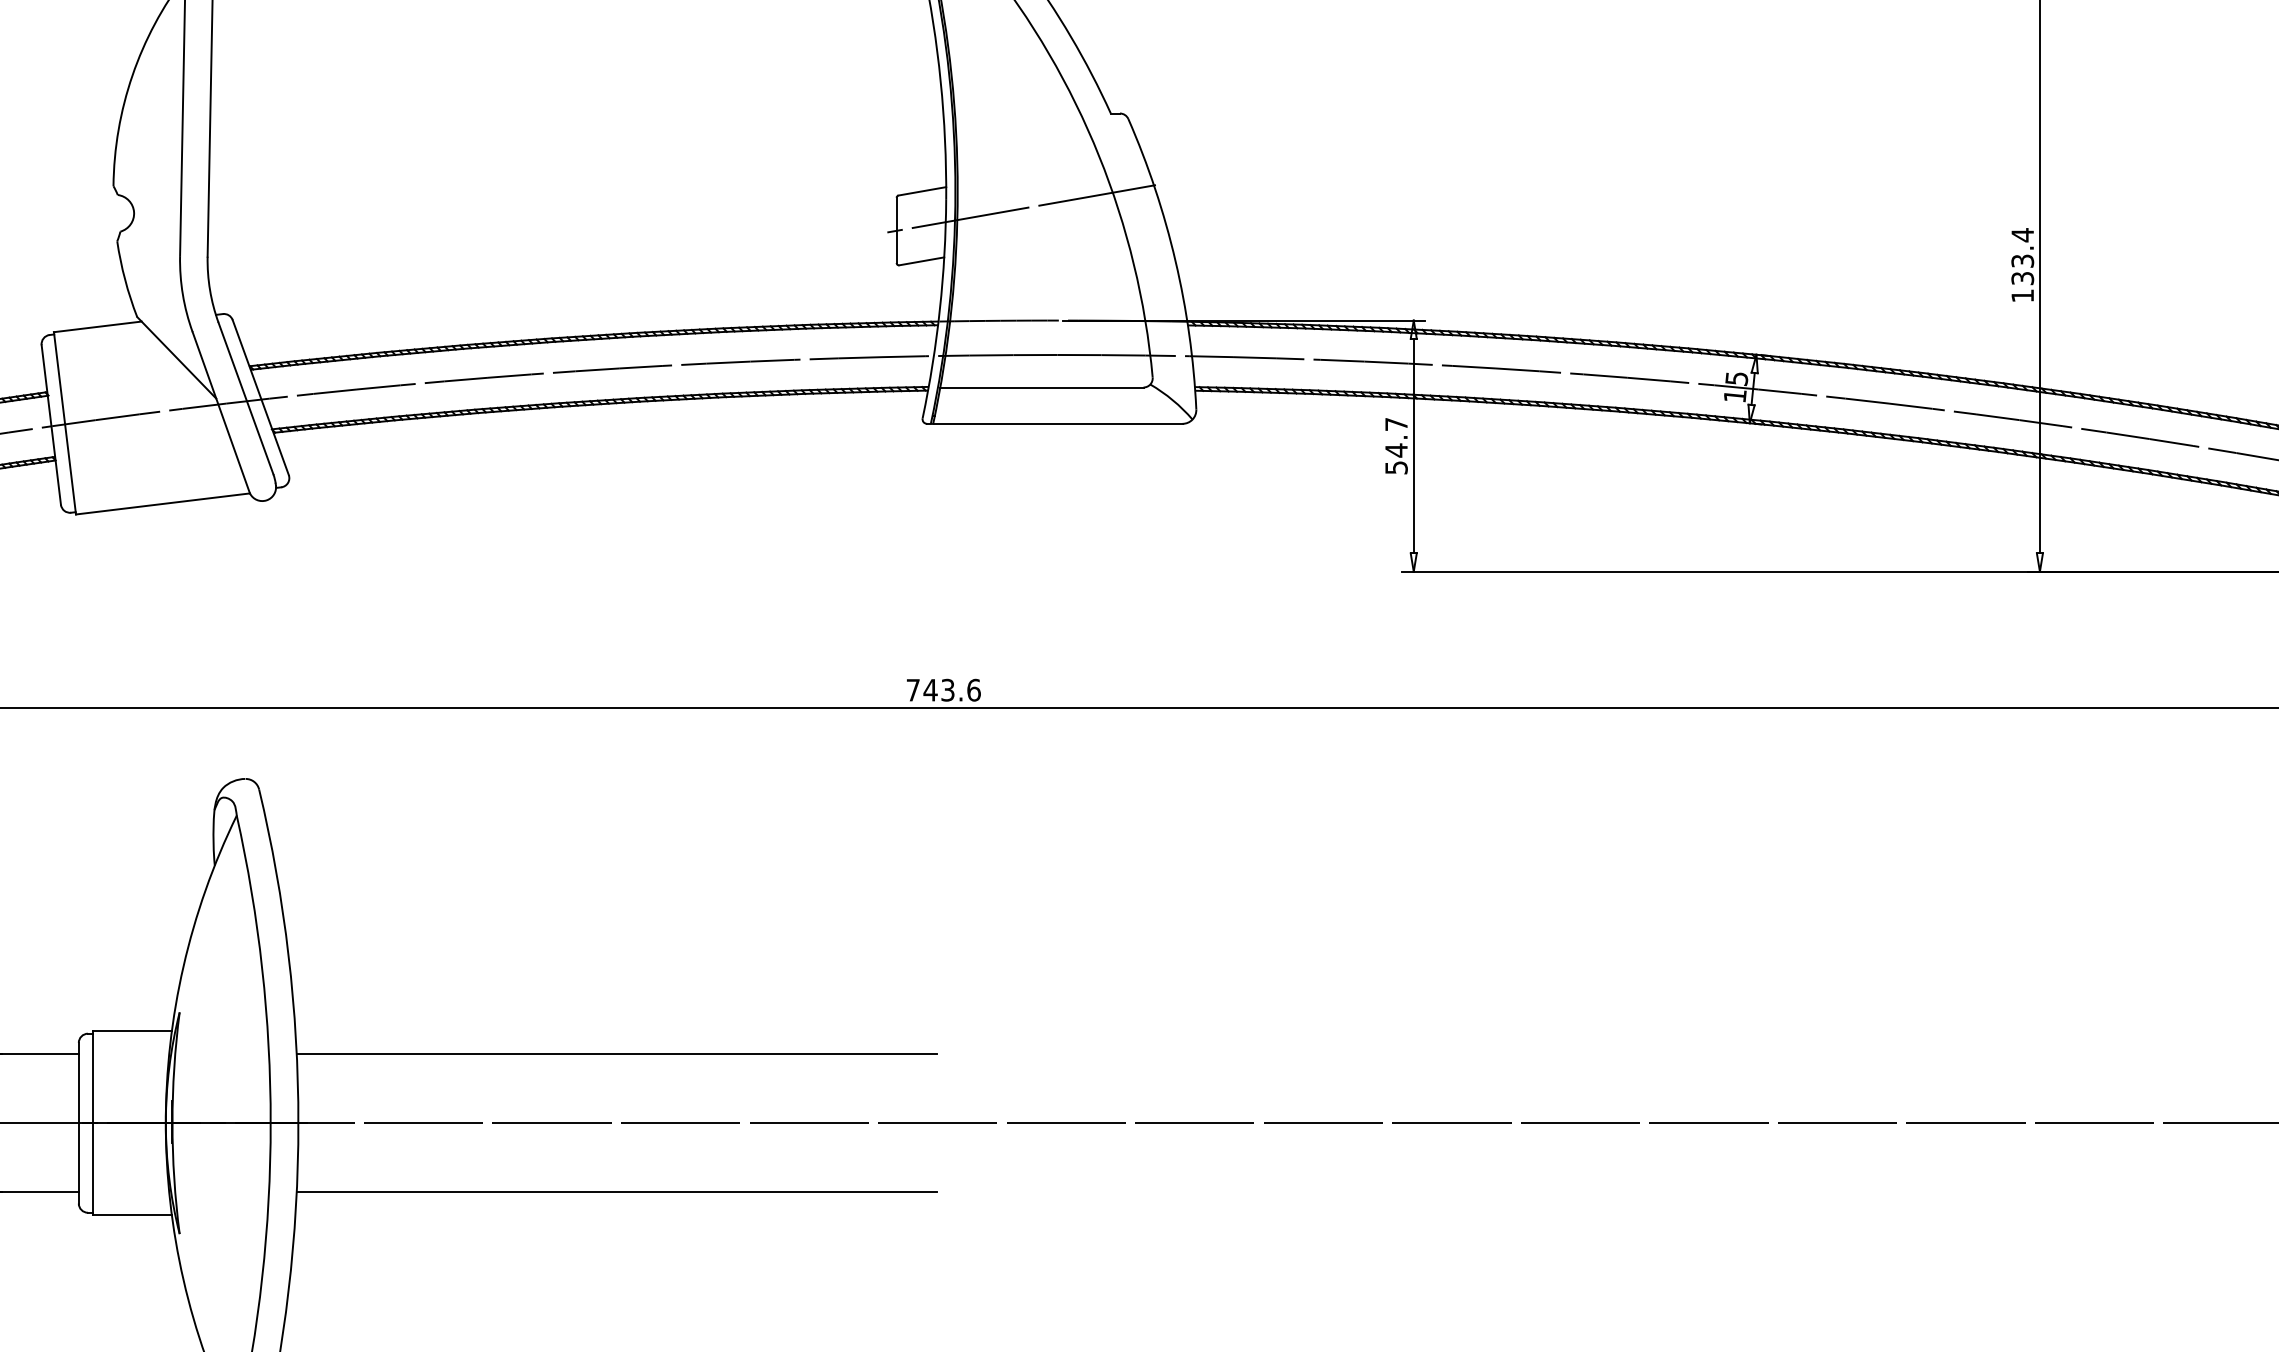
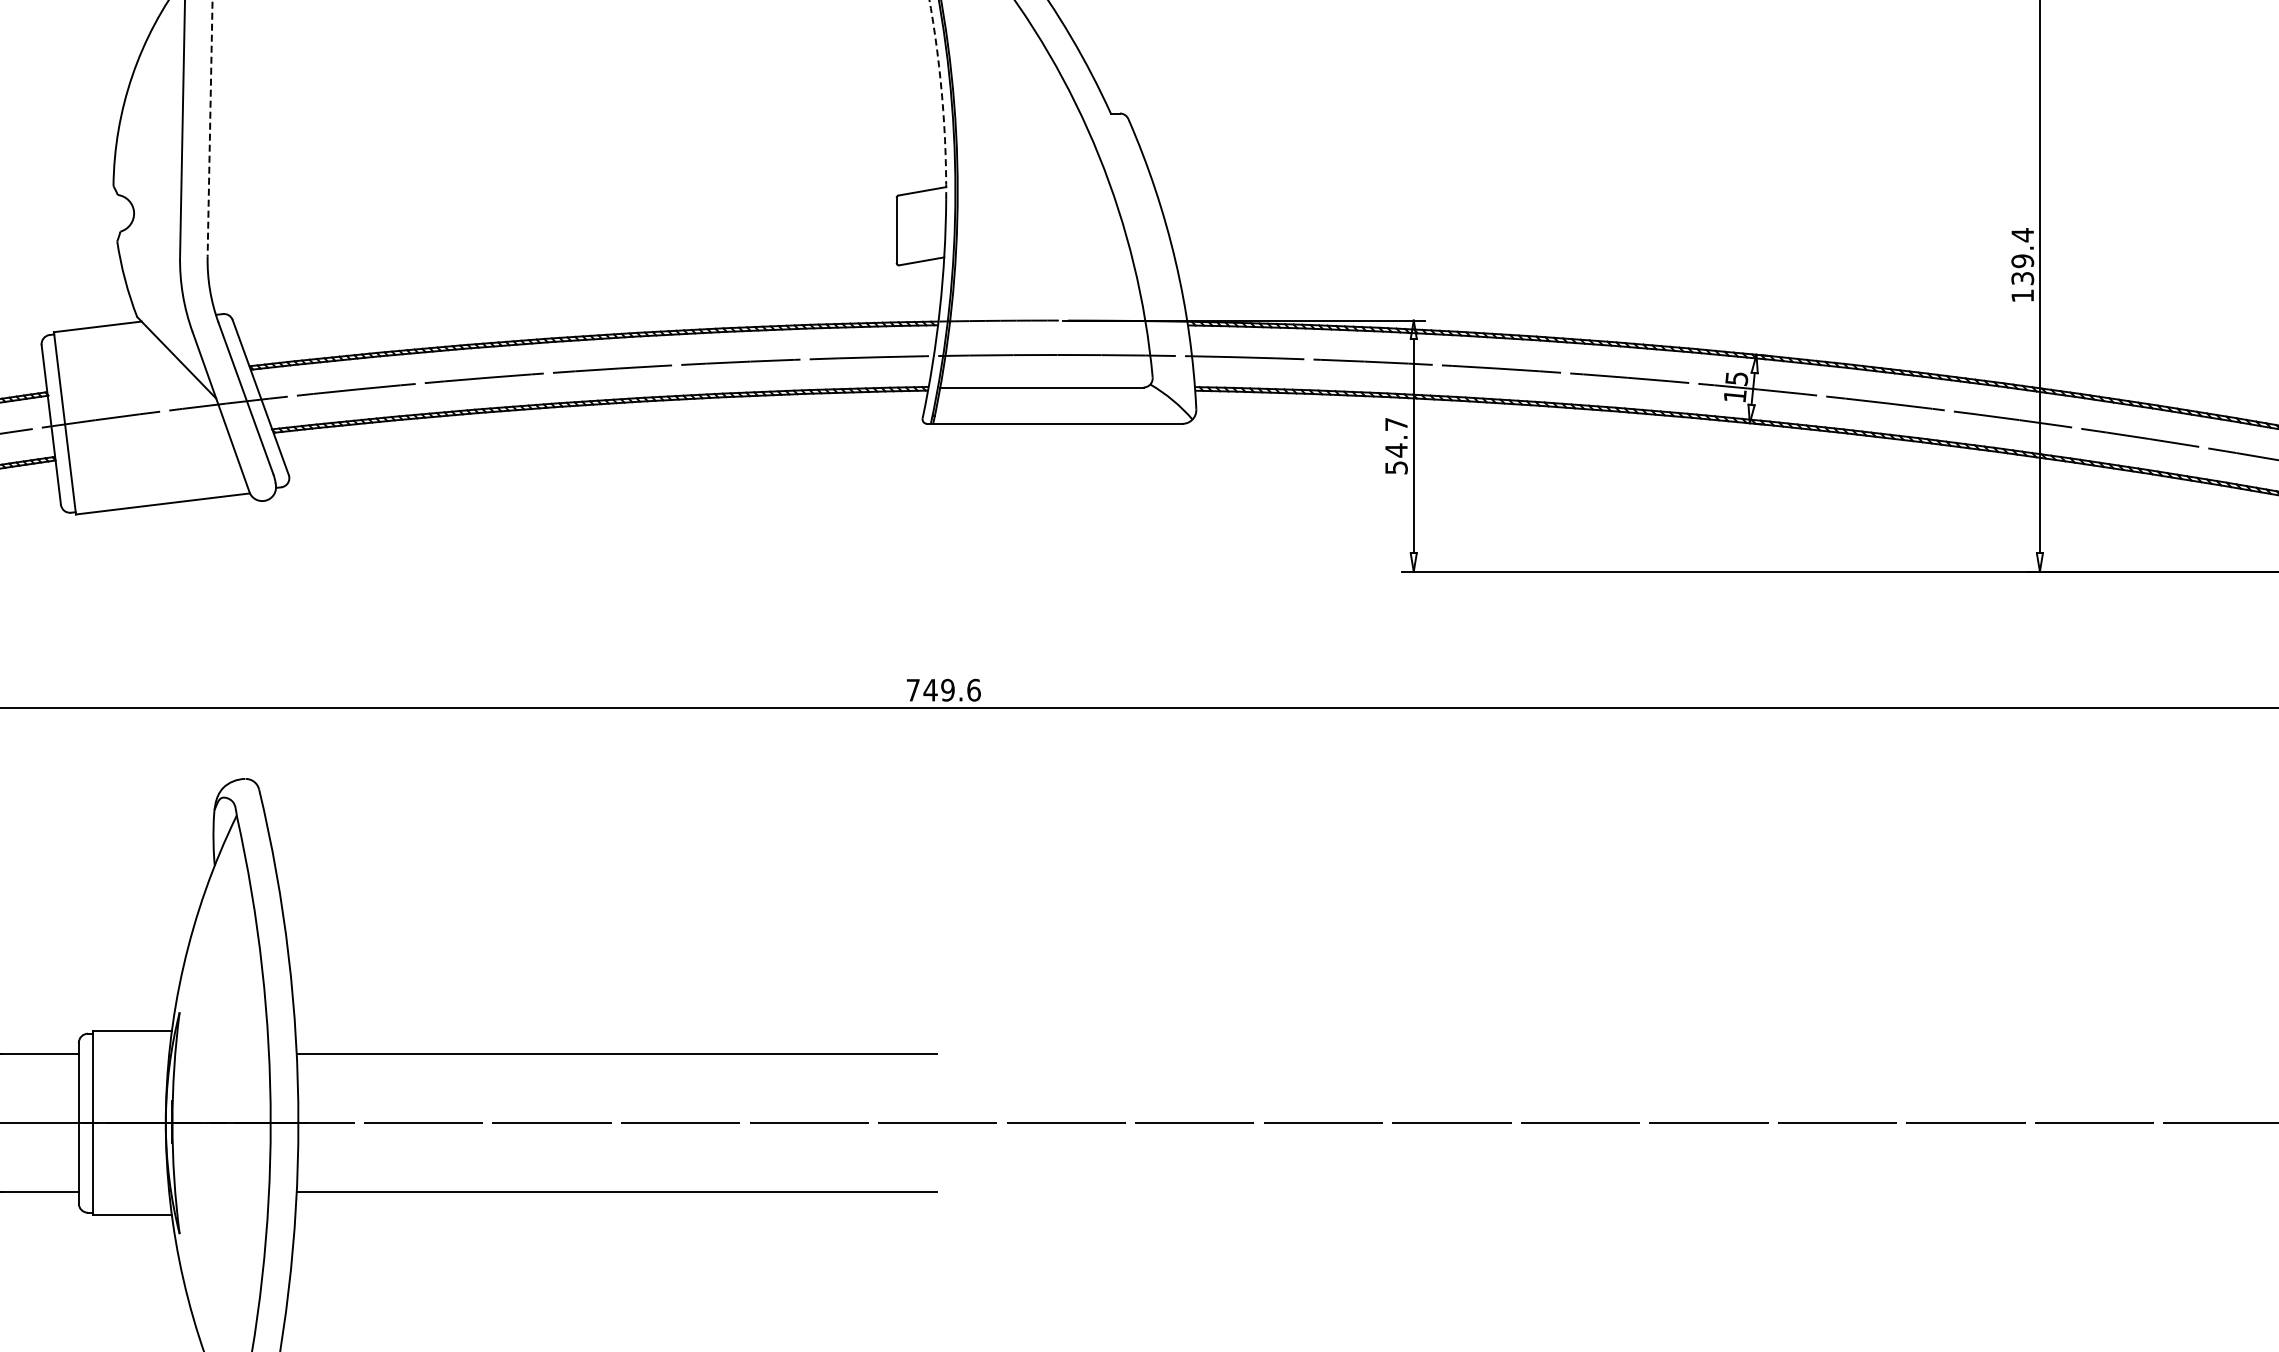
arc: solid -> dashed (942, 98)
line: solid -> dashed (210, 129)
line: present -> none (1021, 208)
text: 133.4 -> 139.4 (2022, 261)
text: 743.6 -> 749.6 (947, 690)
